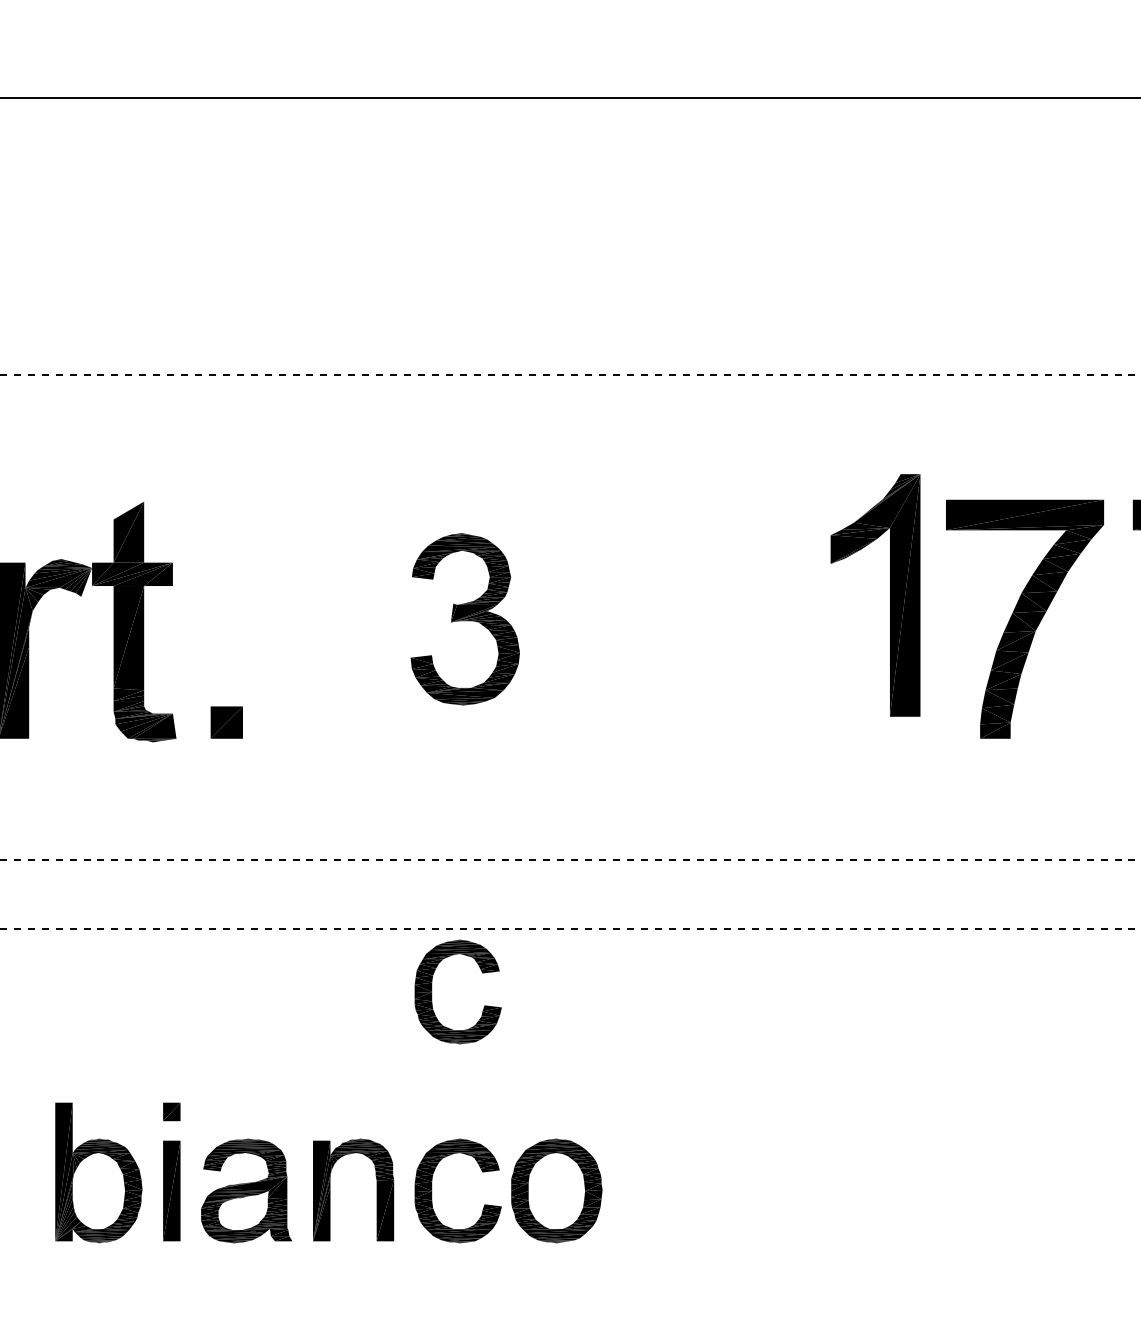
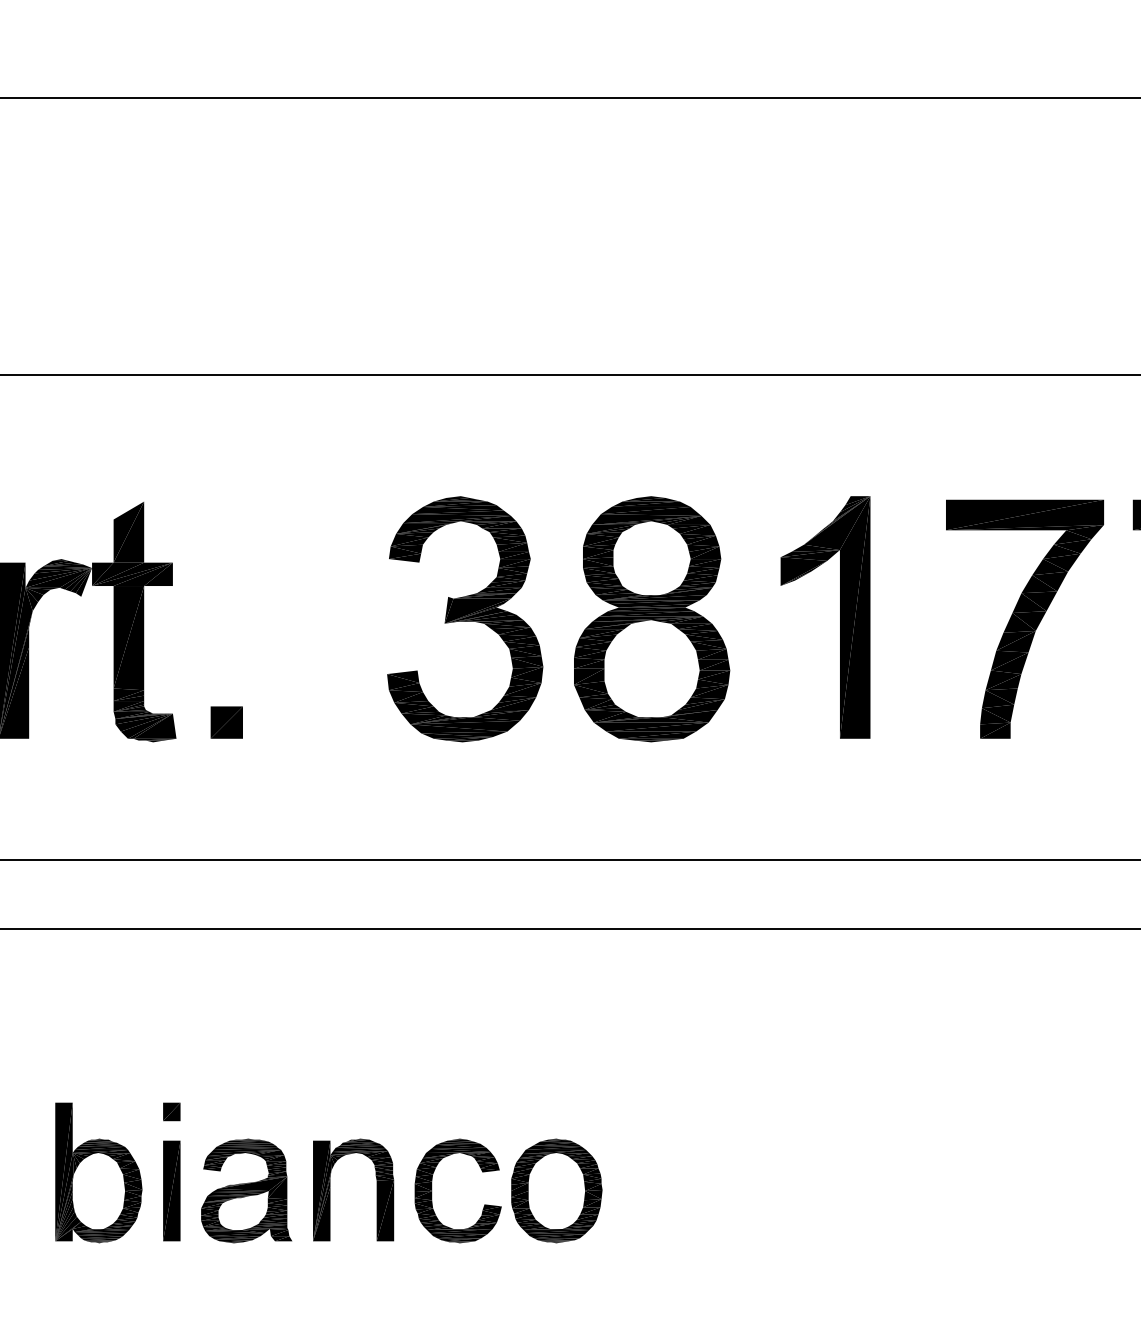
line: dashed -> solid (570, 374)
part position: (890, 595) -> (840, 617) (840, 617)
part size: 110x173 px -> 157x247 px (465, 619)
part: none -> present (652, 619)
line: dashed -> solid (570, 860)
line: dashed -> solid (570, 929)
part: present -> none (432, 991)
